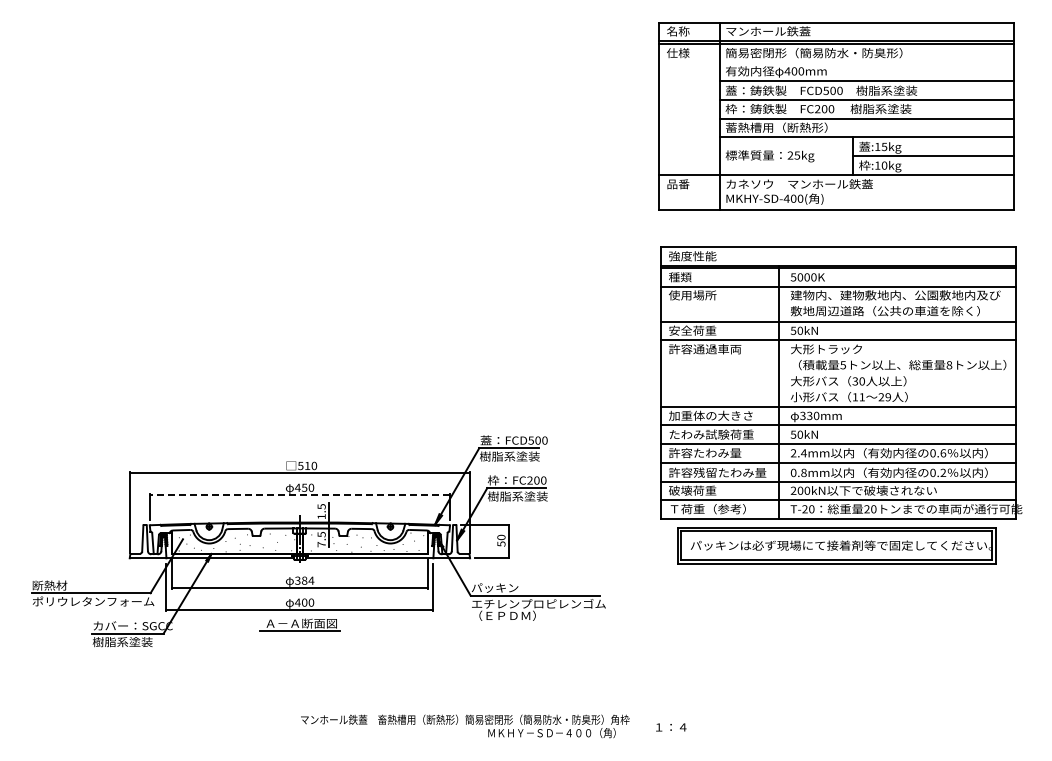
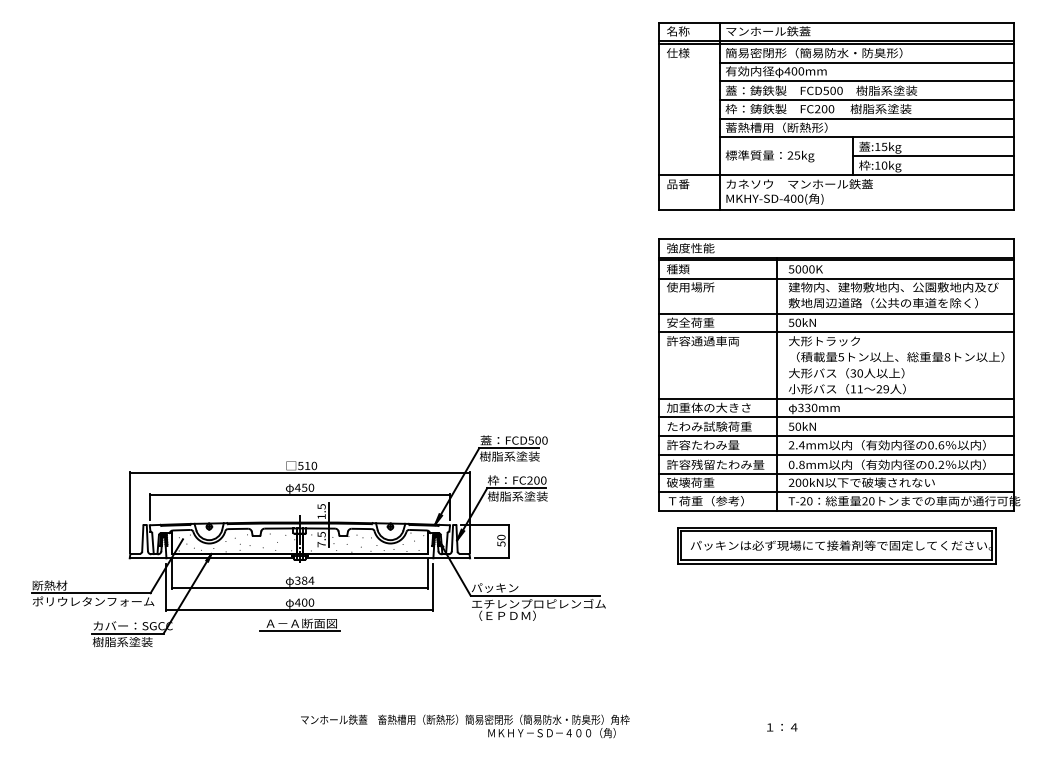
line: none -> present (866, 62)
part position: (841, 382) -> (839, 374) (839, 374)
line: dashed -> solid (299, 495)
text position: (671, 727) -> (782, 727) (782, 727)
